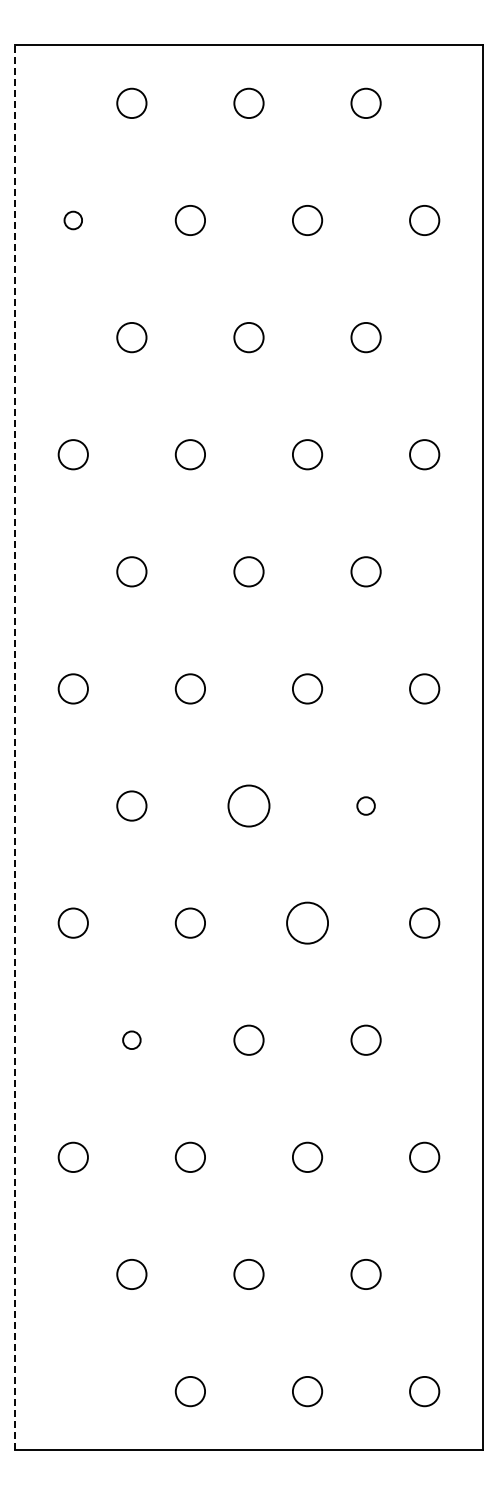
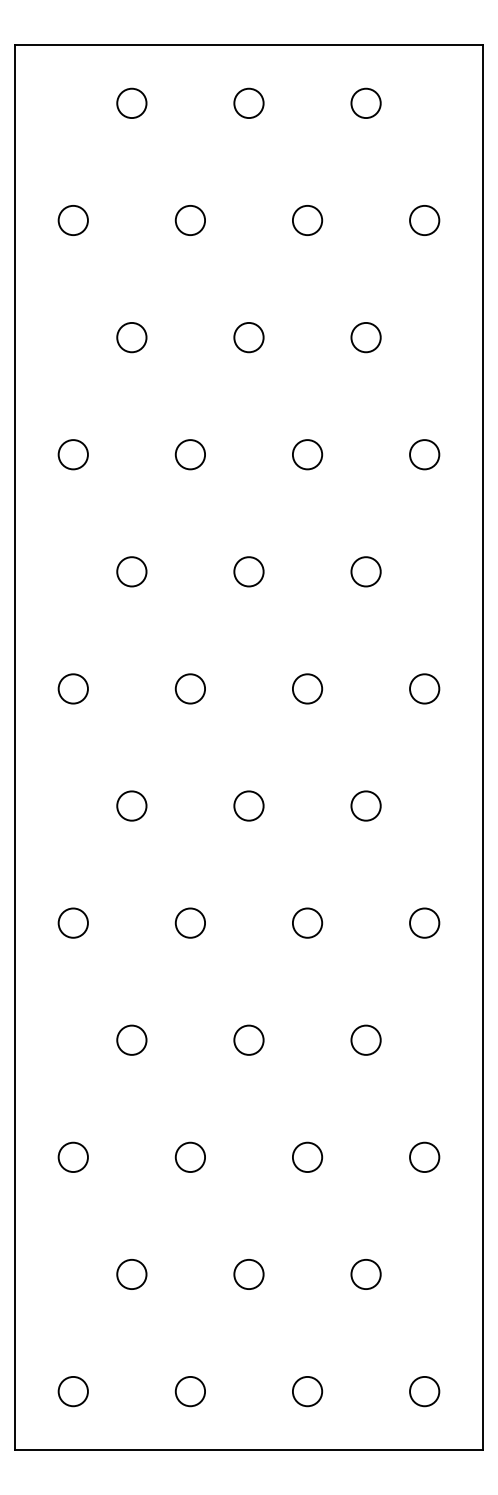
circle diameter: 18 px -> 29 px (72, 220)
line: dashed -> solid (14, 747)
circle diameter: 41 px -> 29 px (248, 805)
circle diameter: 18 px -> 29 px (365, 805)
circle diameter: 41 px -> 29 px (307, 922)
circle diameter: 18 px -> 29 px (131, 1039)
circle: none -> present (72, 1391)
